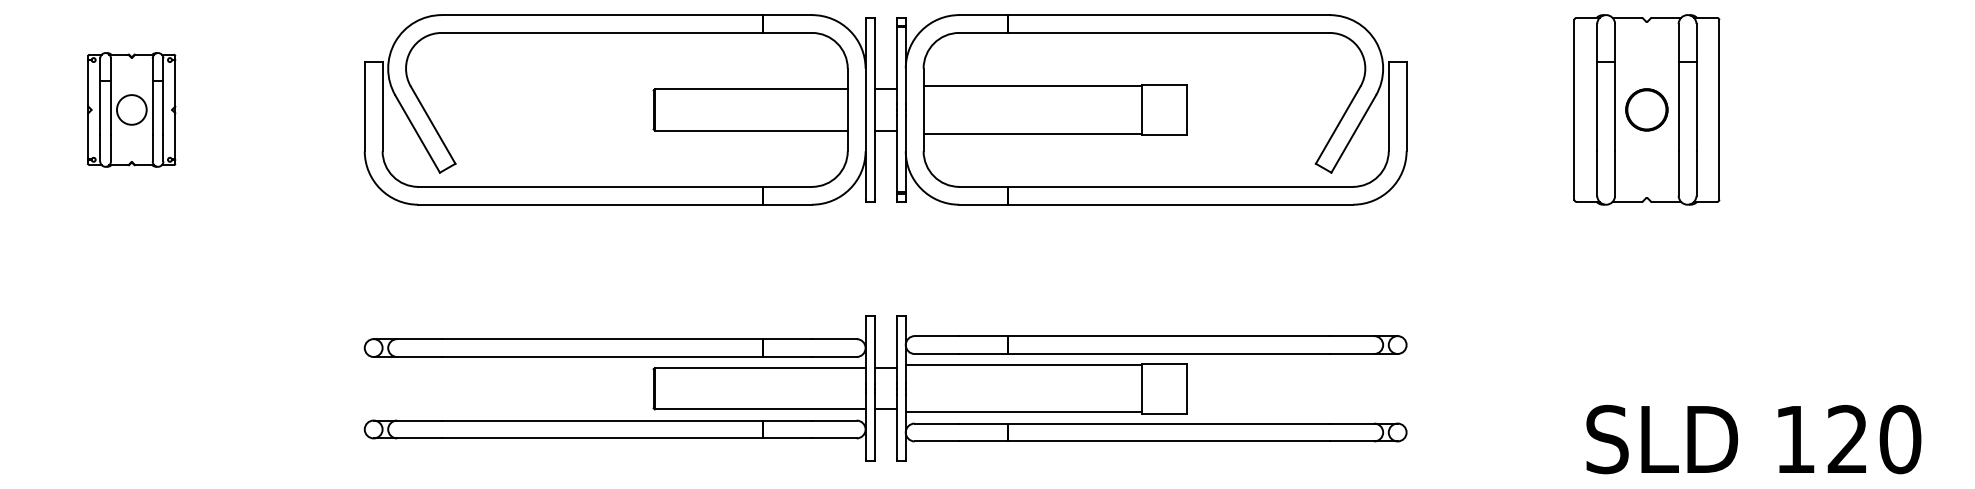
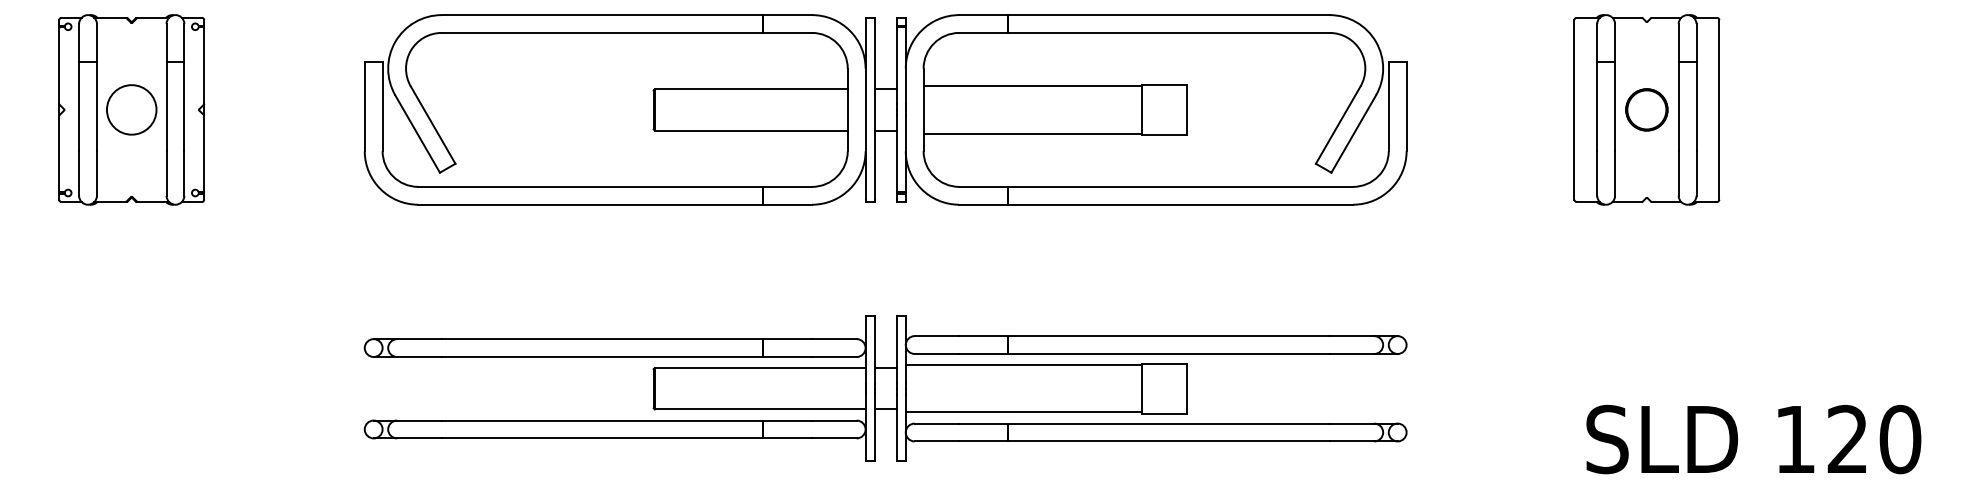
part size: 90x116 px -> 148x192 px (131, 109)
